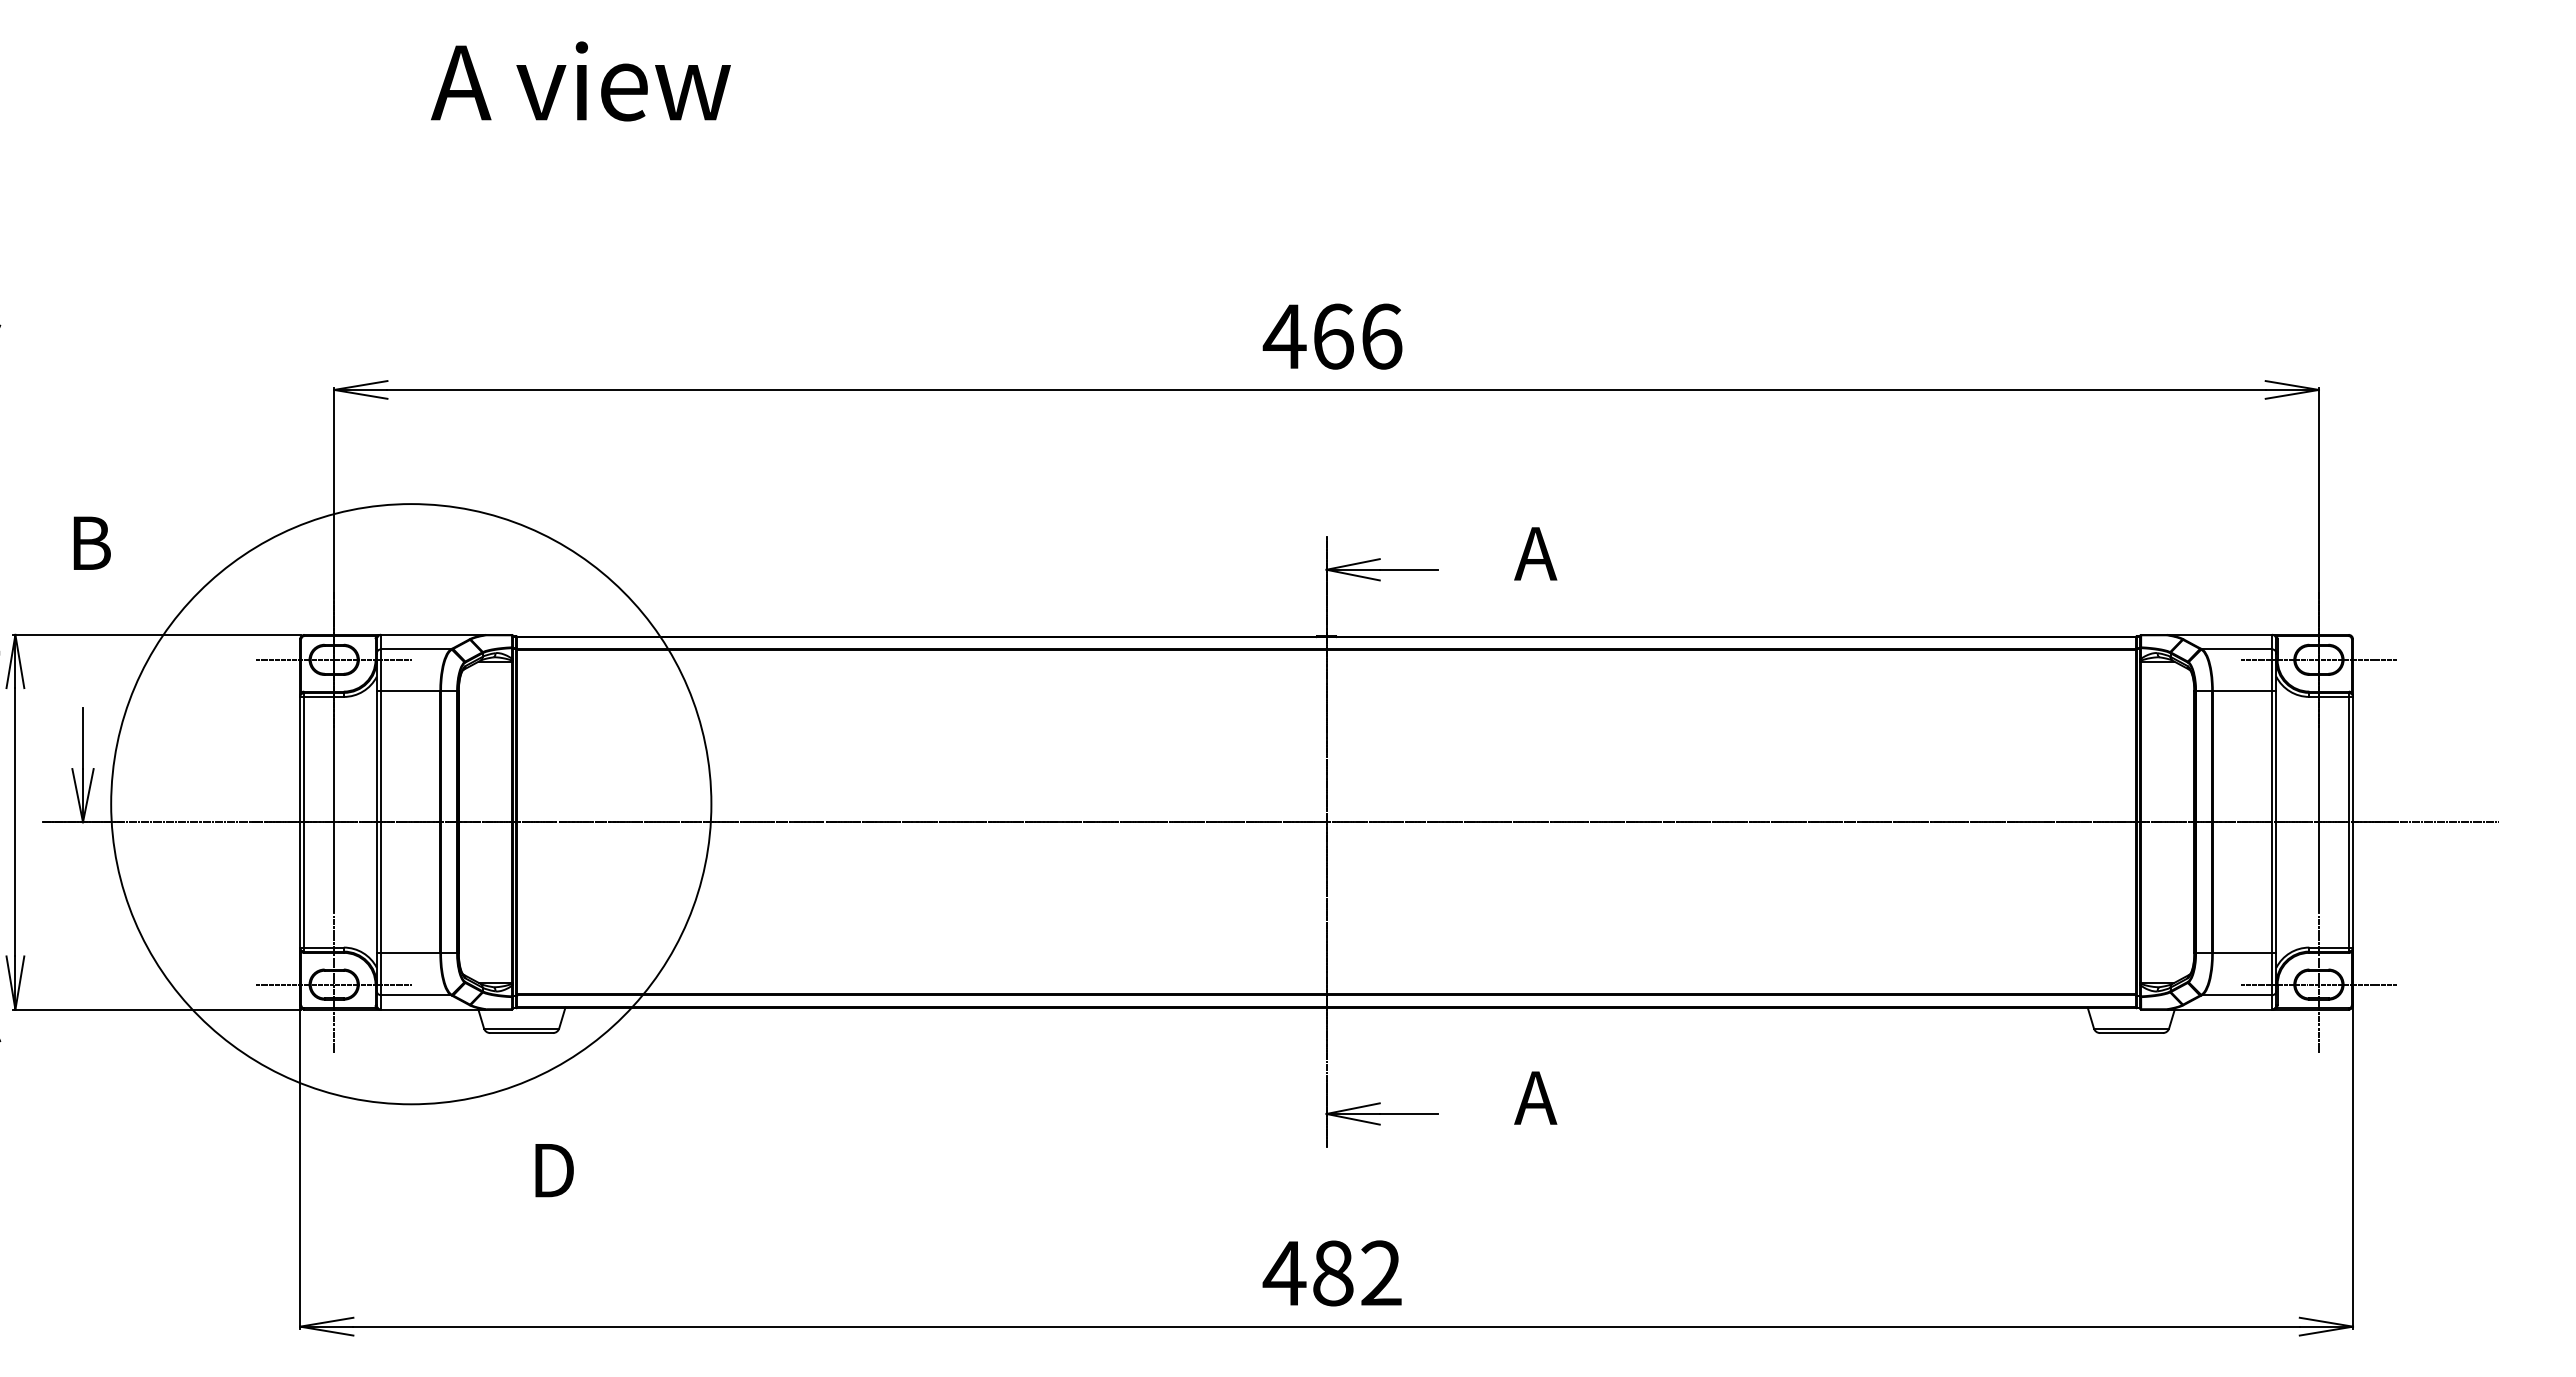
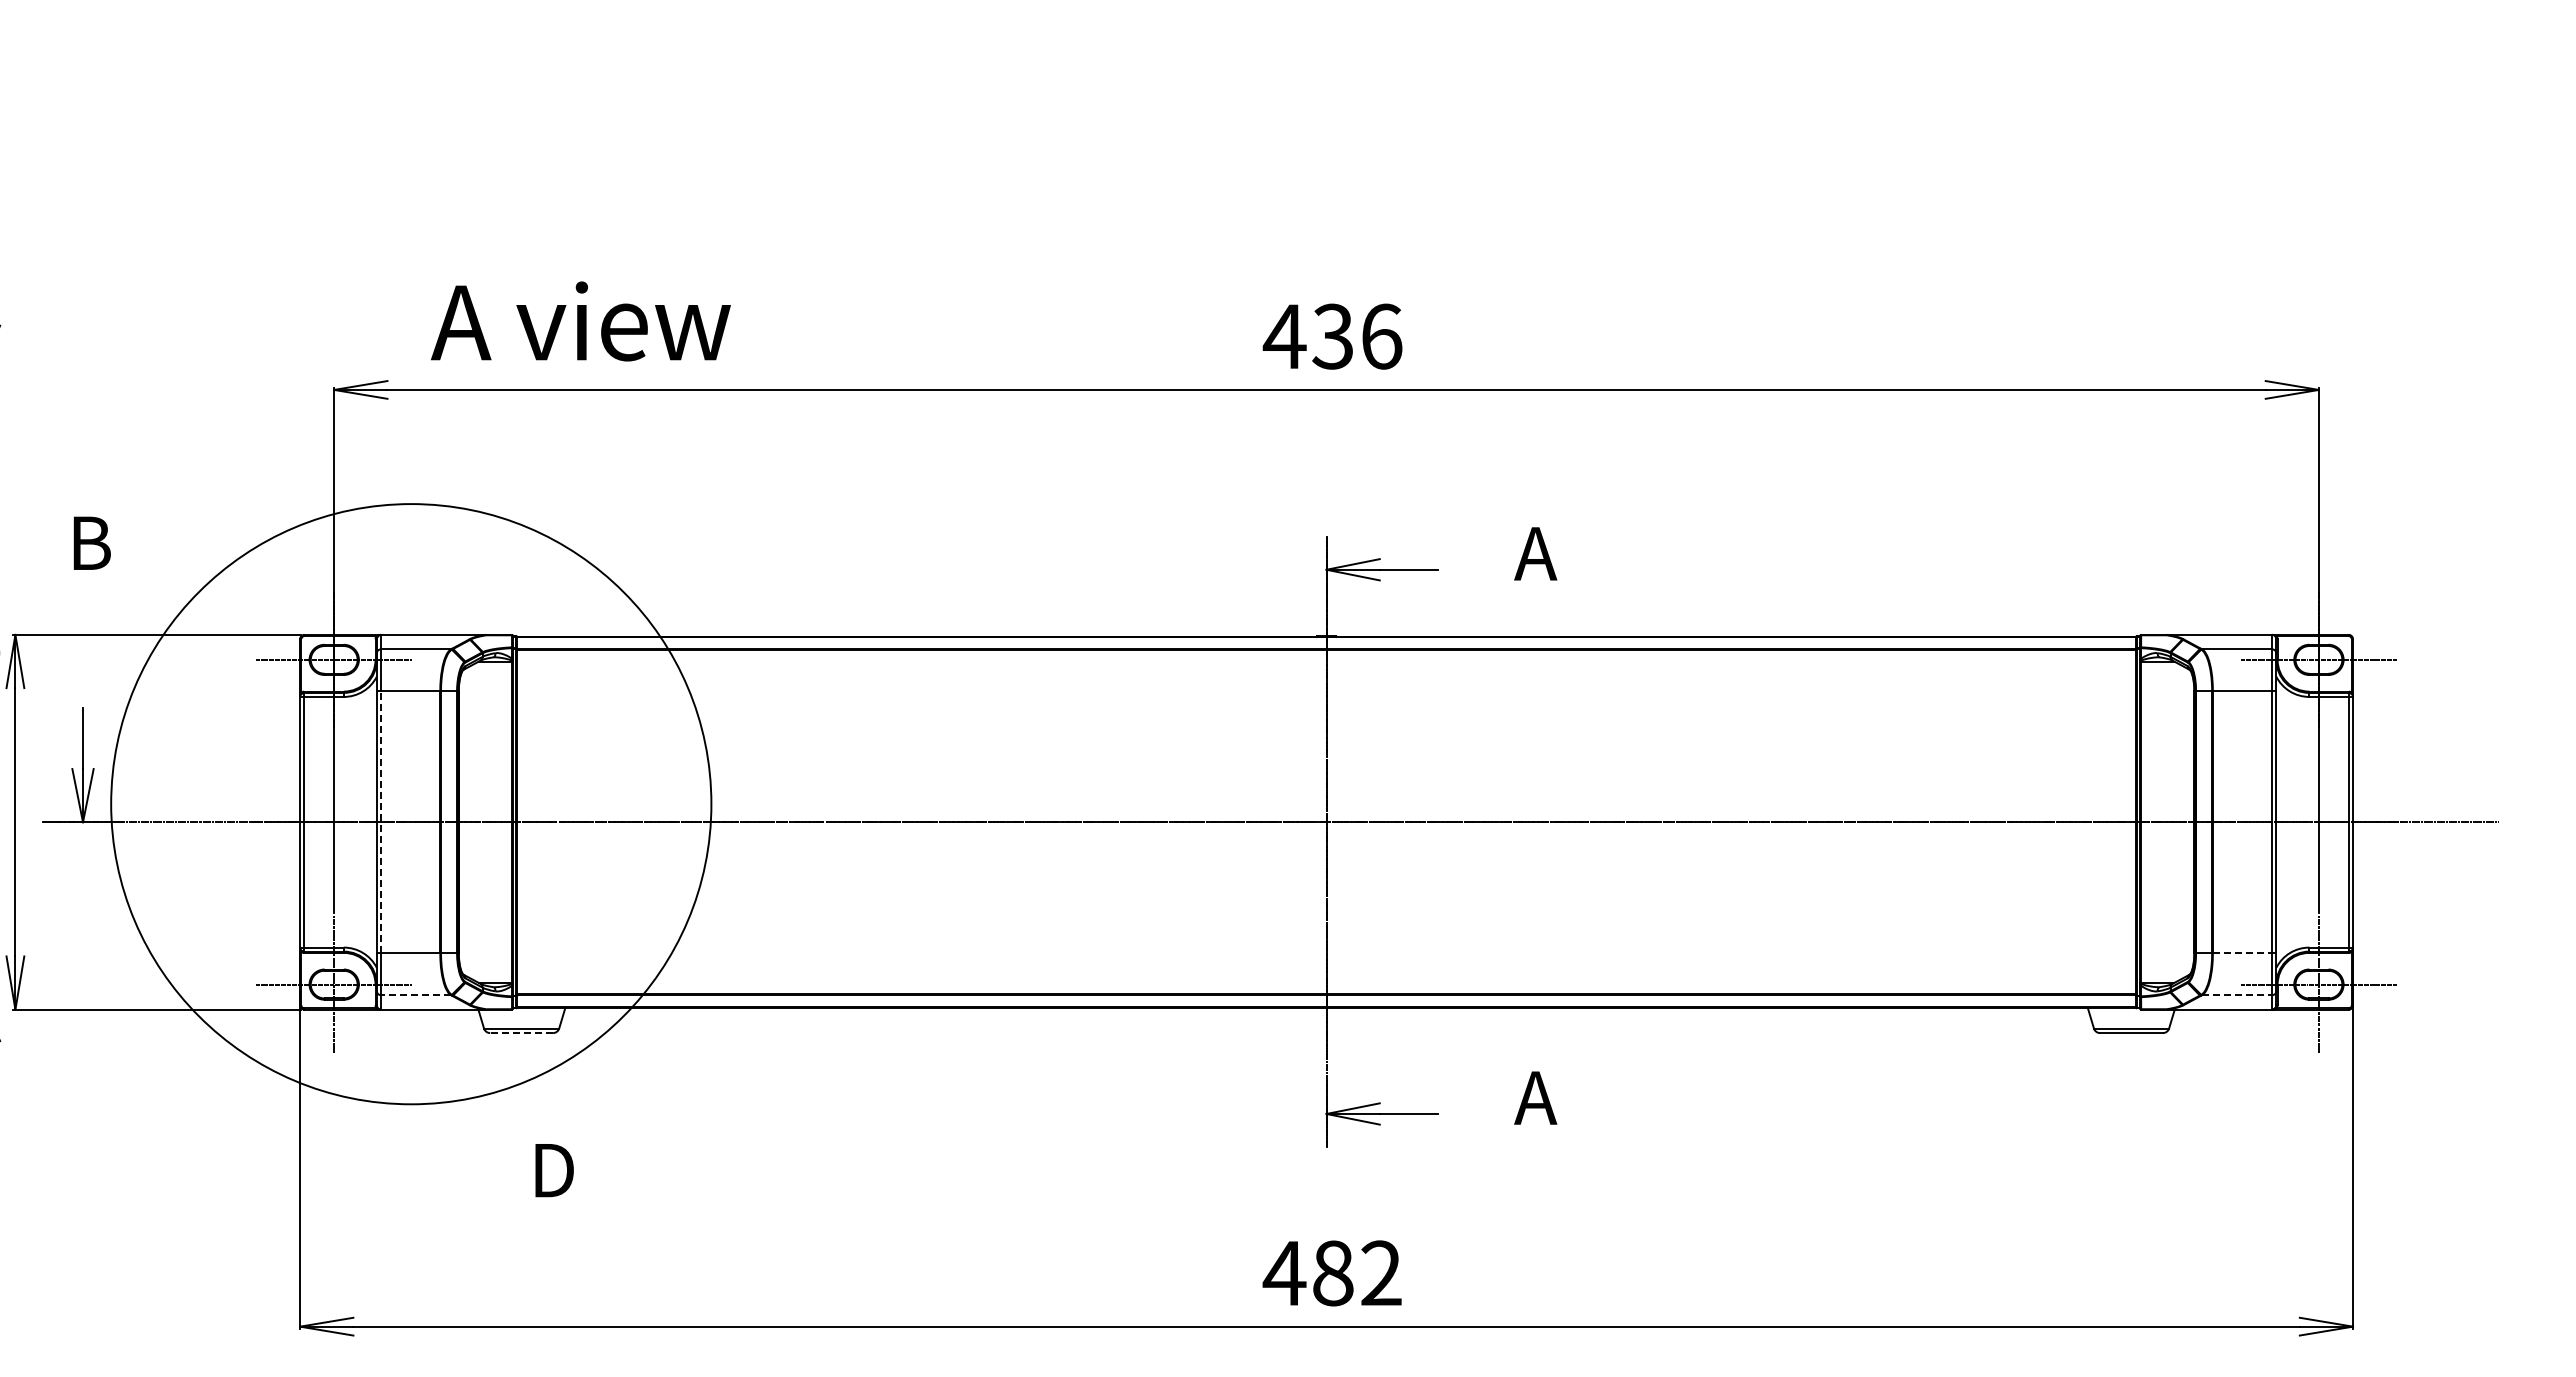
text position: (580, 81) -> (580, 321) (580, 321)
text: 466 -> 436 (1332, 336)
line: solid -> dashed (381, 821)
line: solid -> dashed (2242, 953)
line: solid -> dashed (416, 995)
line: solid -> dashed (2237, 995)
line: solid -> dashed (521, 1033)
